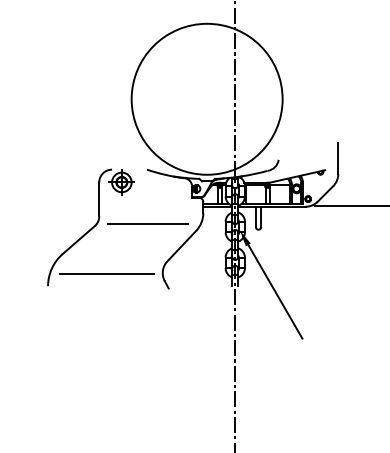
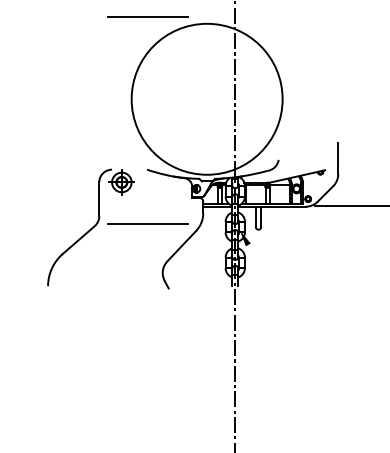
line: none -> present (147, 16)
line: present -> none (106, 274)
line: present -> none (275, 291)
